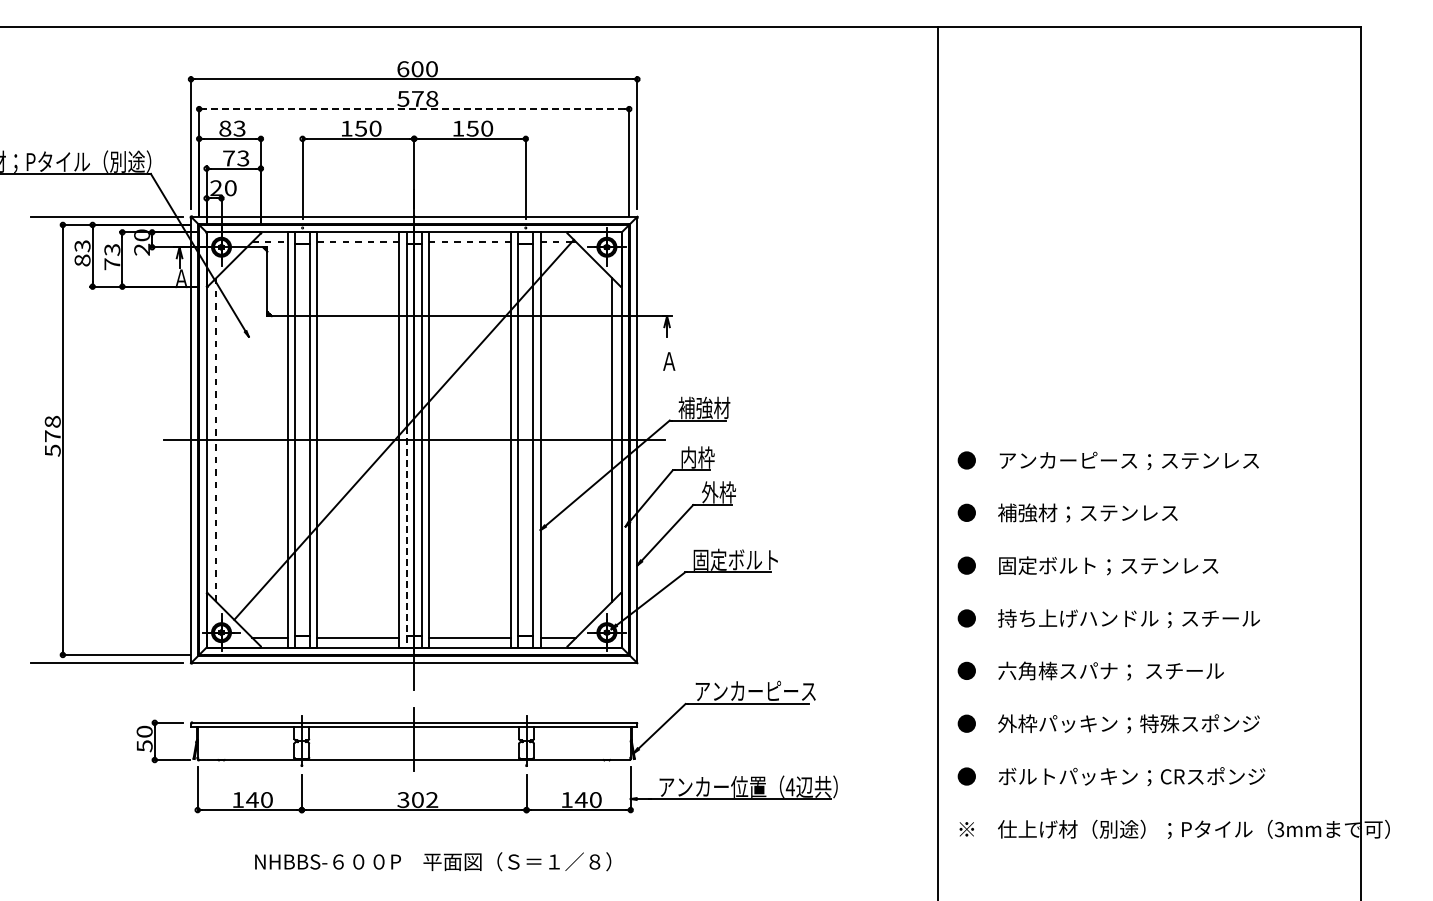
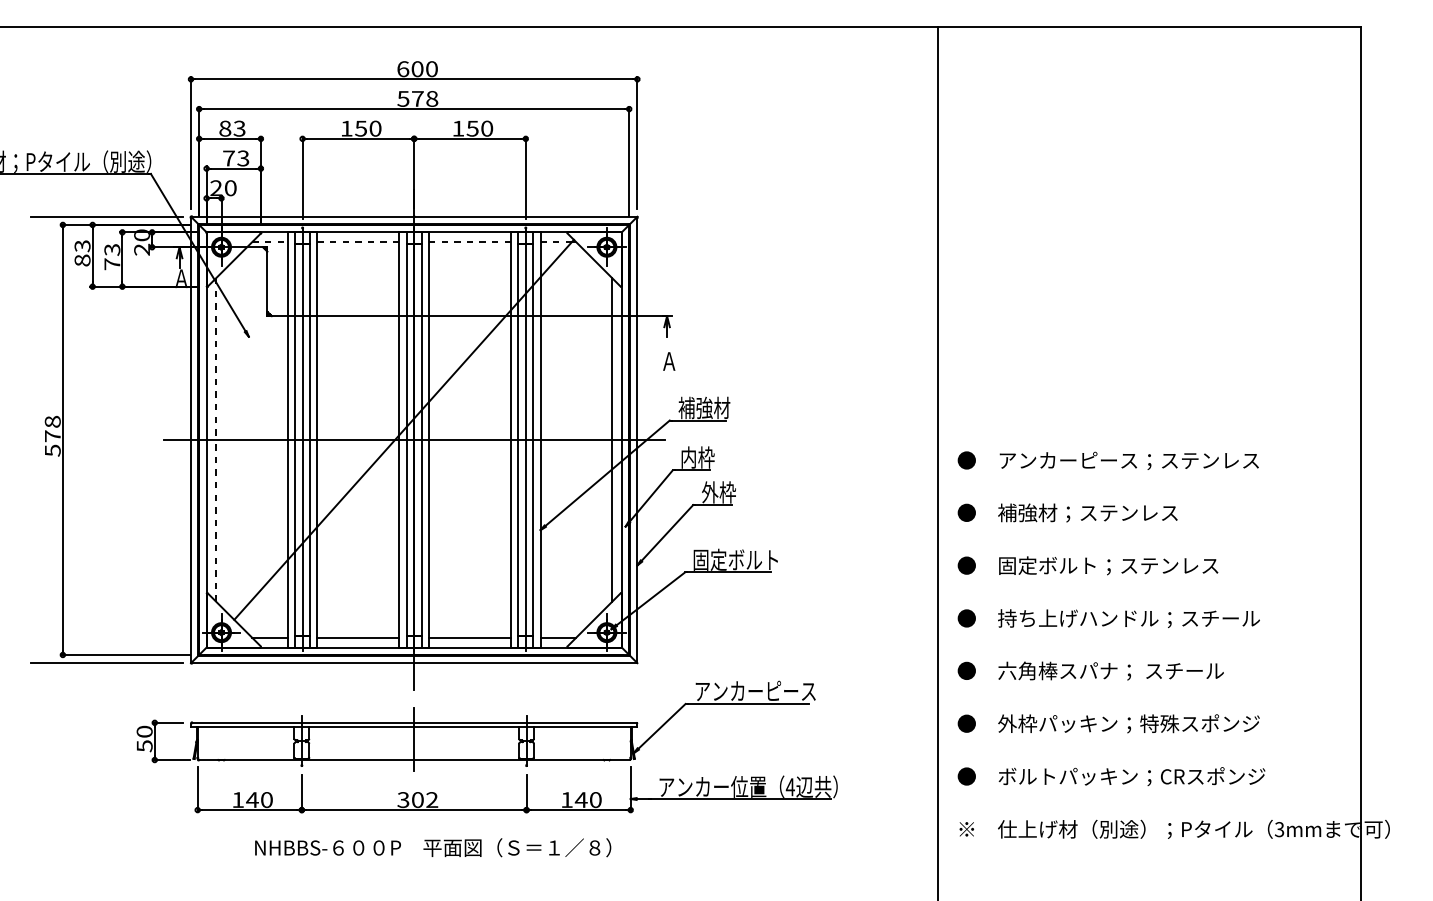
line: dashed -> solid (414, 109)
line: none -> present (302, 439)
line: none -> present (525, 439)
line: dashed -> solid (406, 537)
text position: (433, 861) -> (433, 847) (433, 847)
